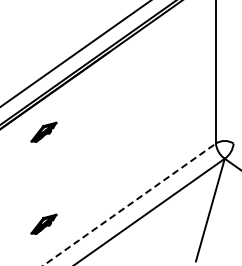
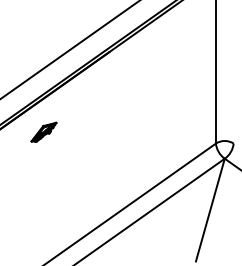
line position: (75, 53) -> (69, 49) (69, 49)
line: dashed -> solid (129, 204)
part: present -> none (43, 223)
